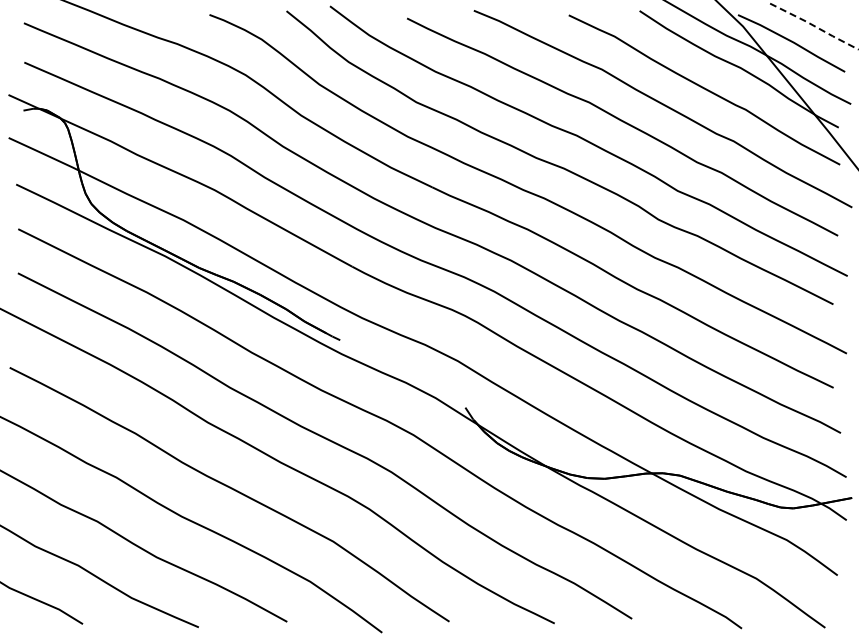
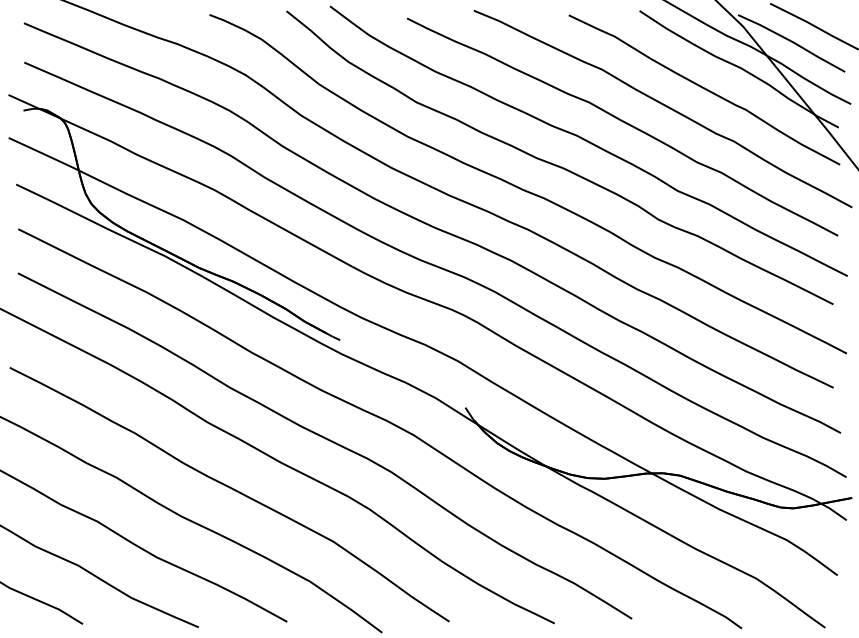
line: dashed -> solid (814, 26)
